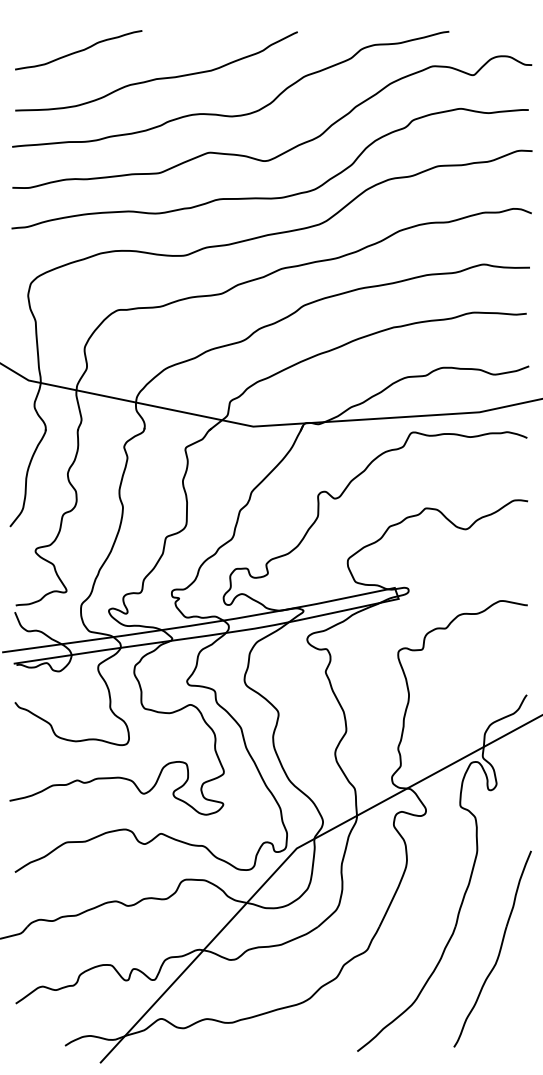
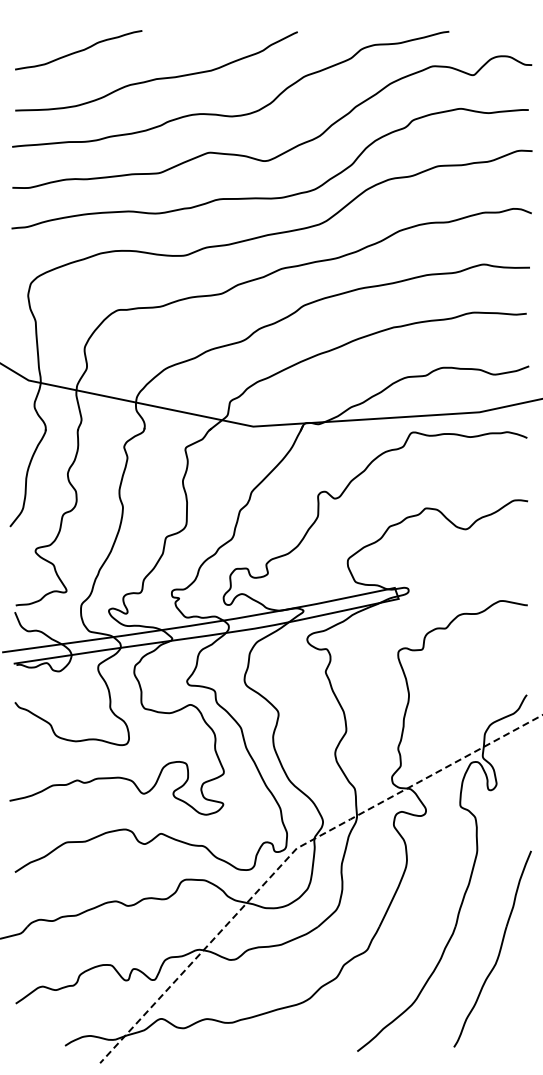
line: solid -> dashed (293, 852)
